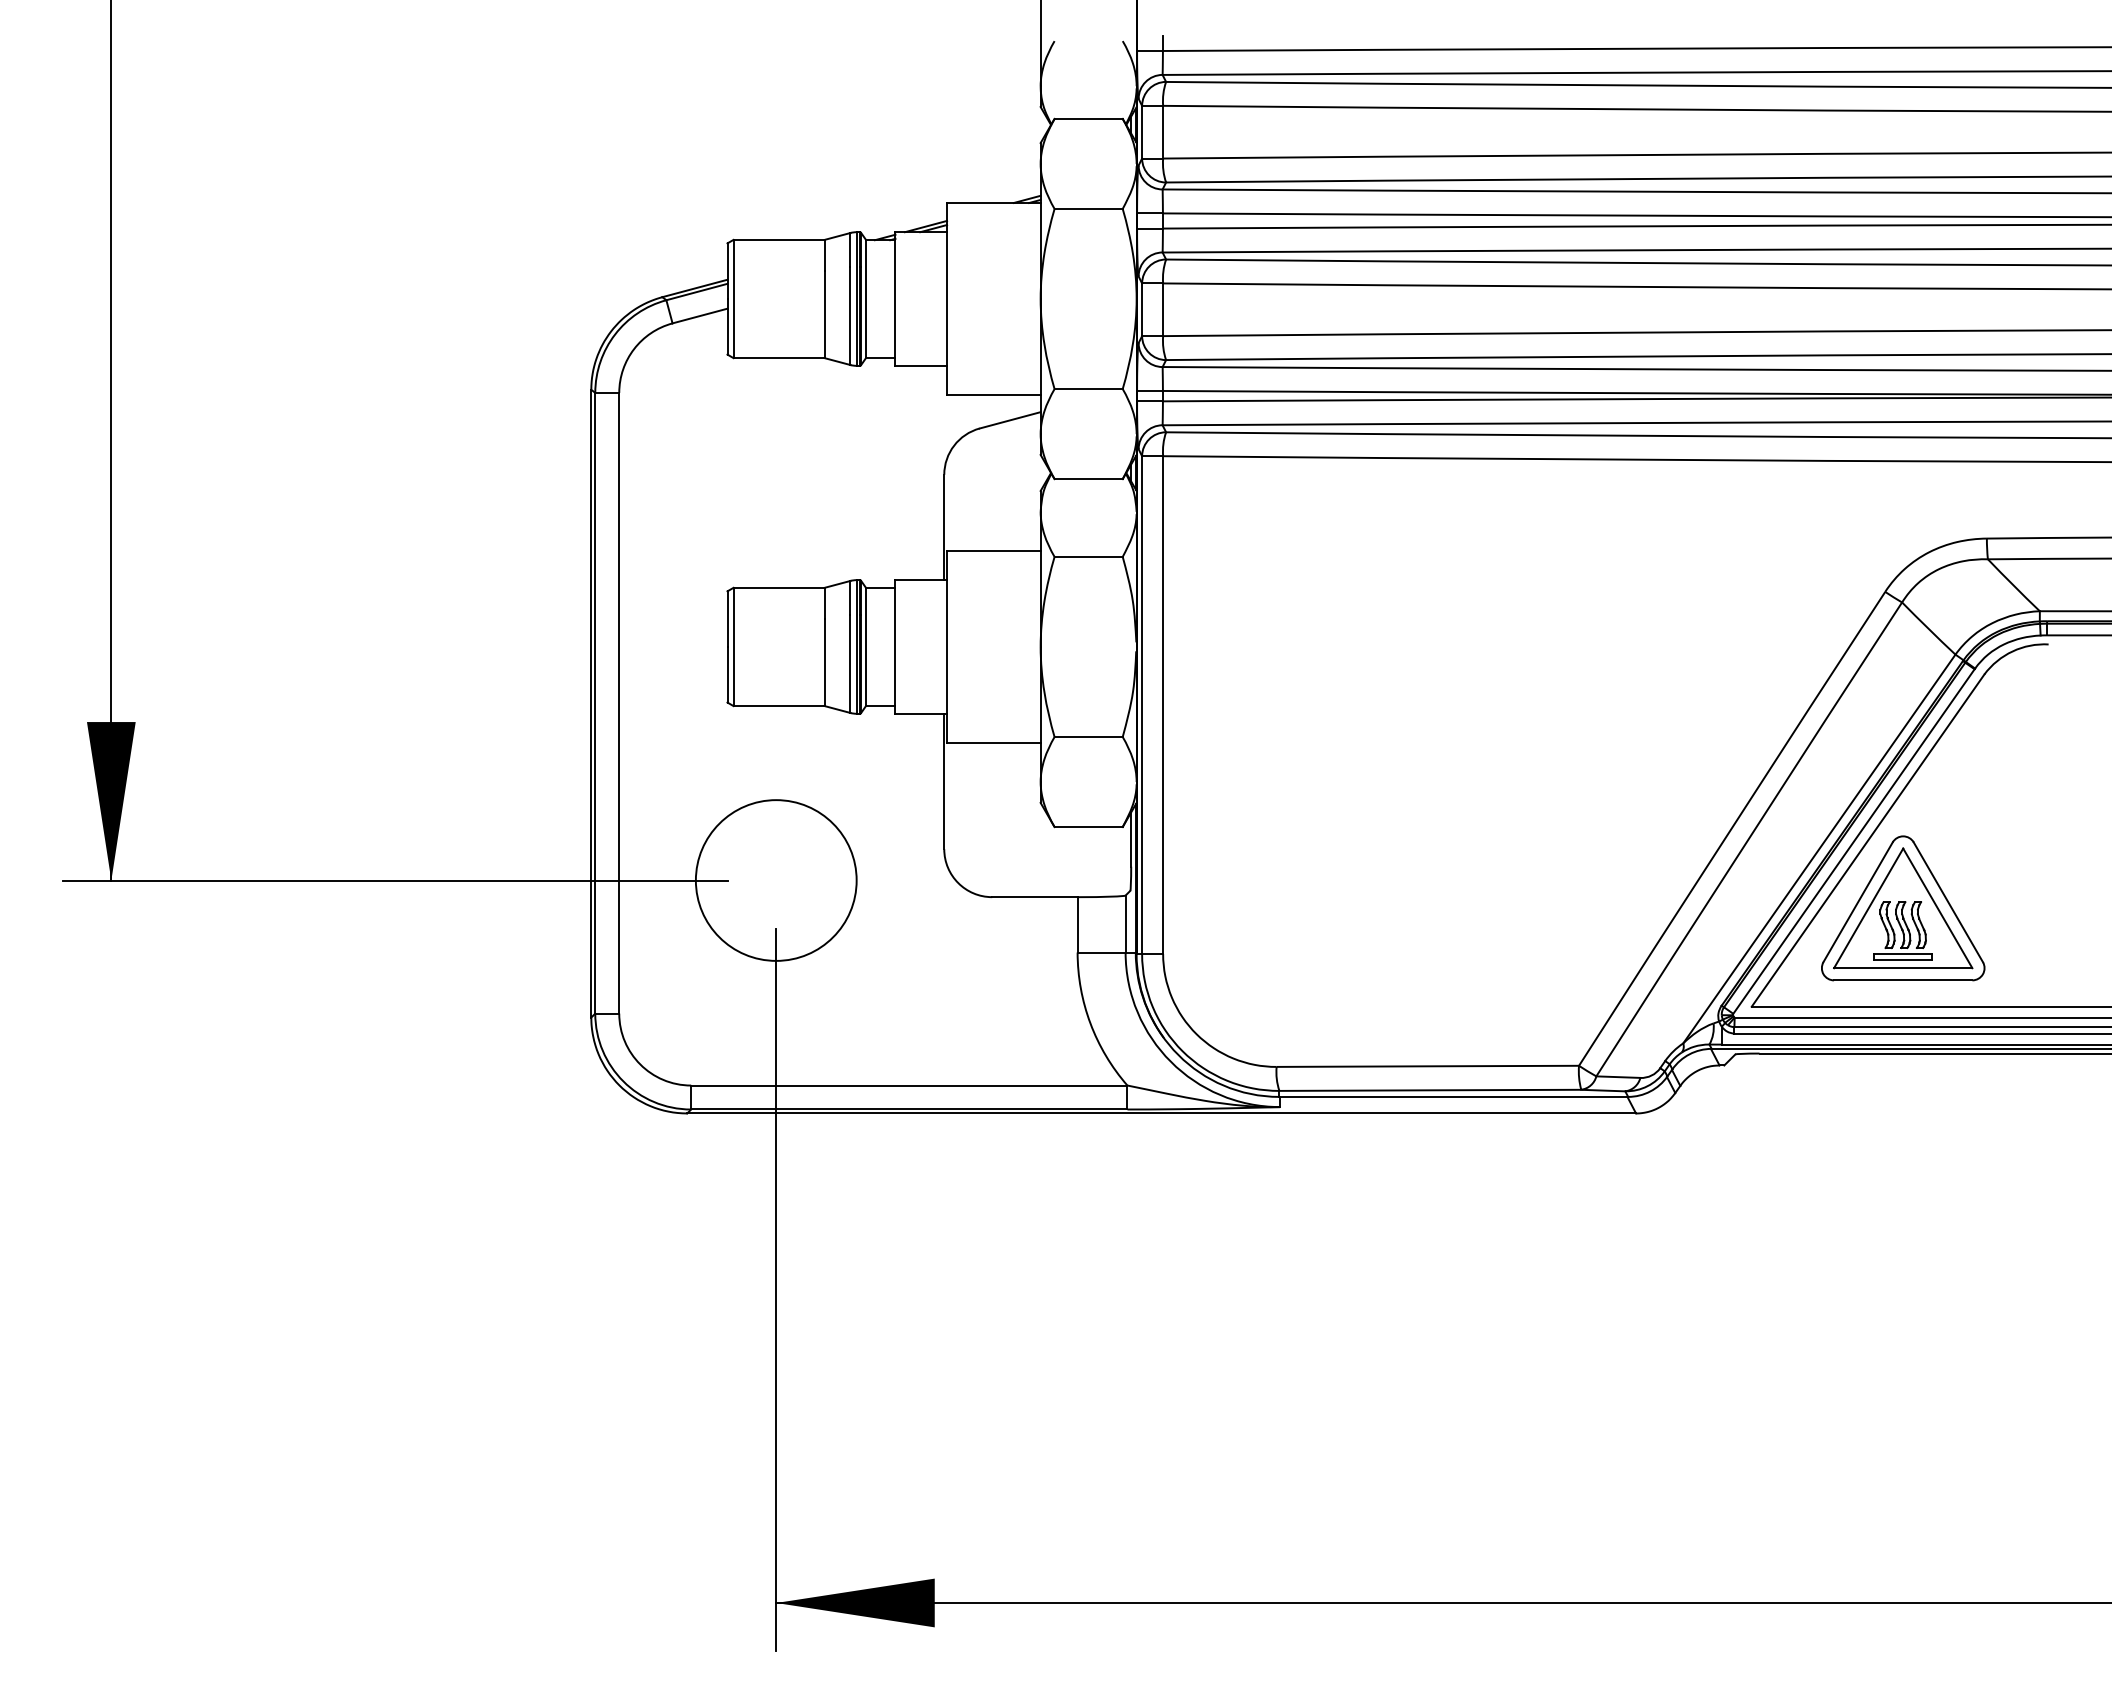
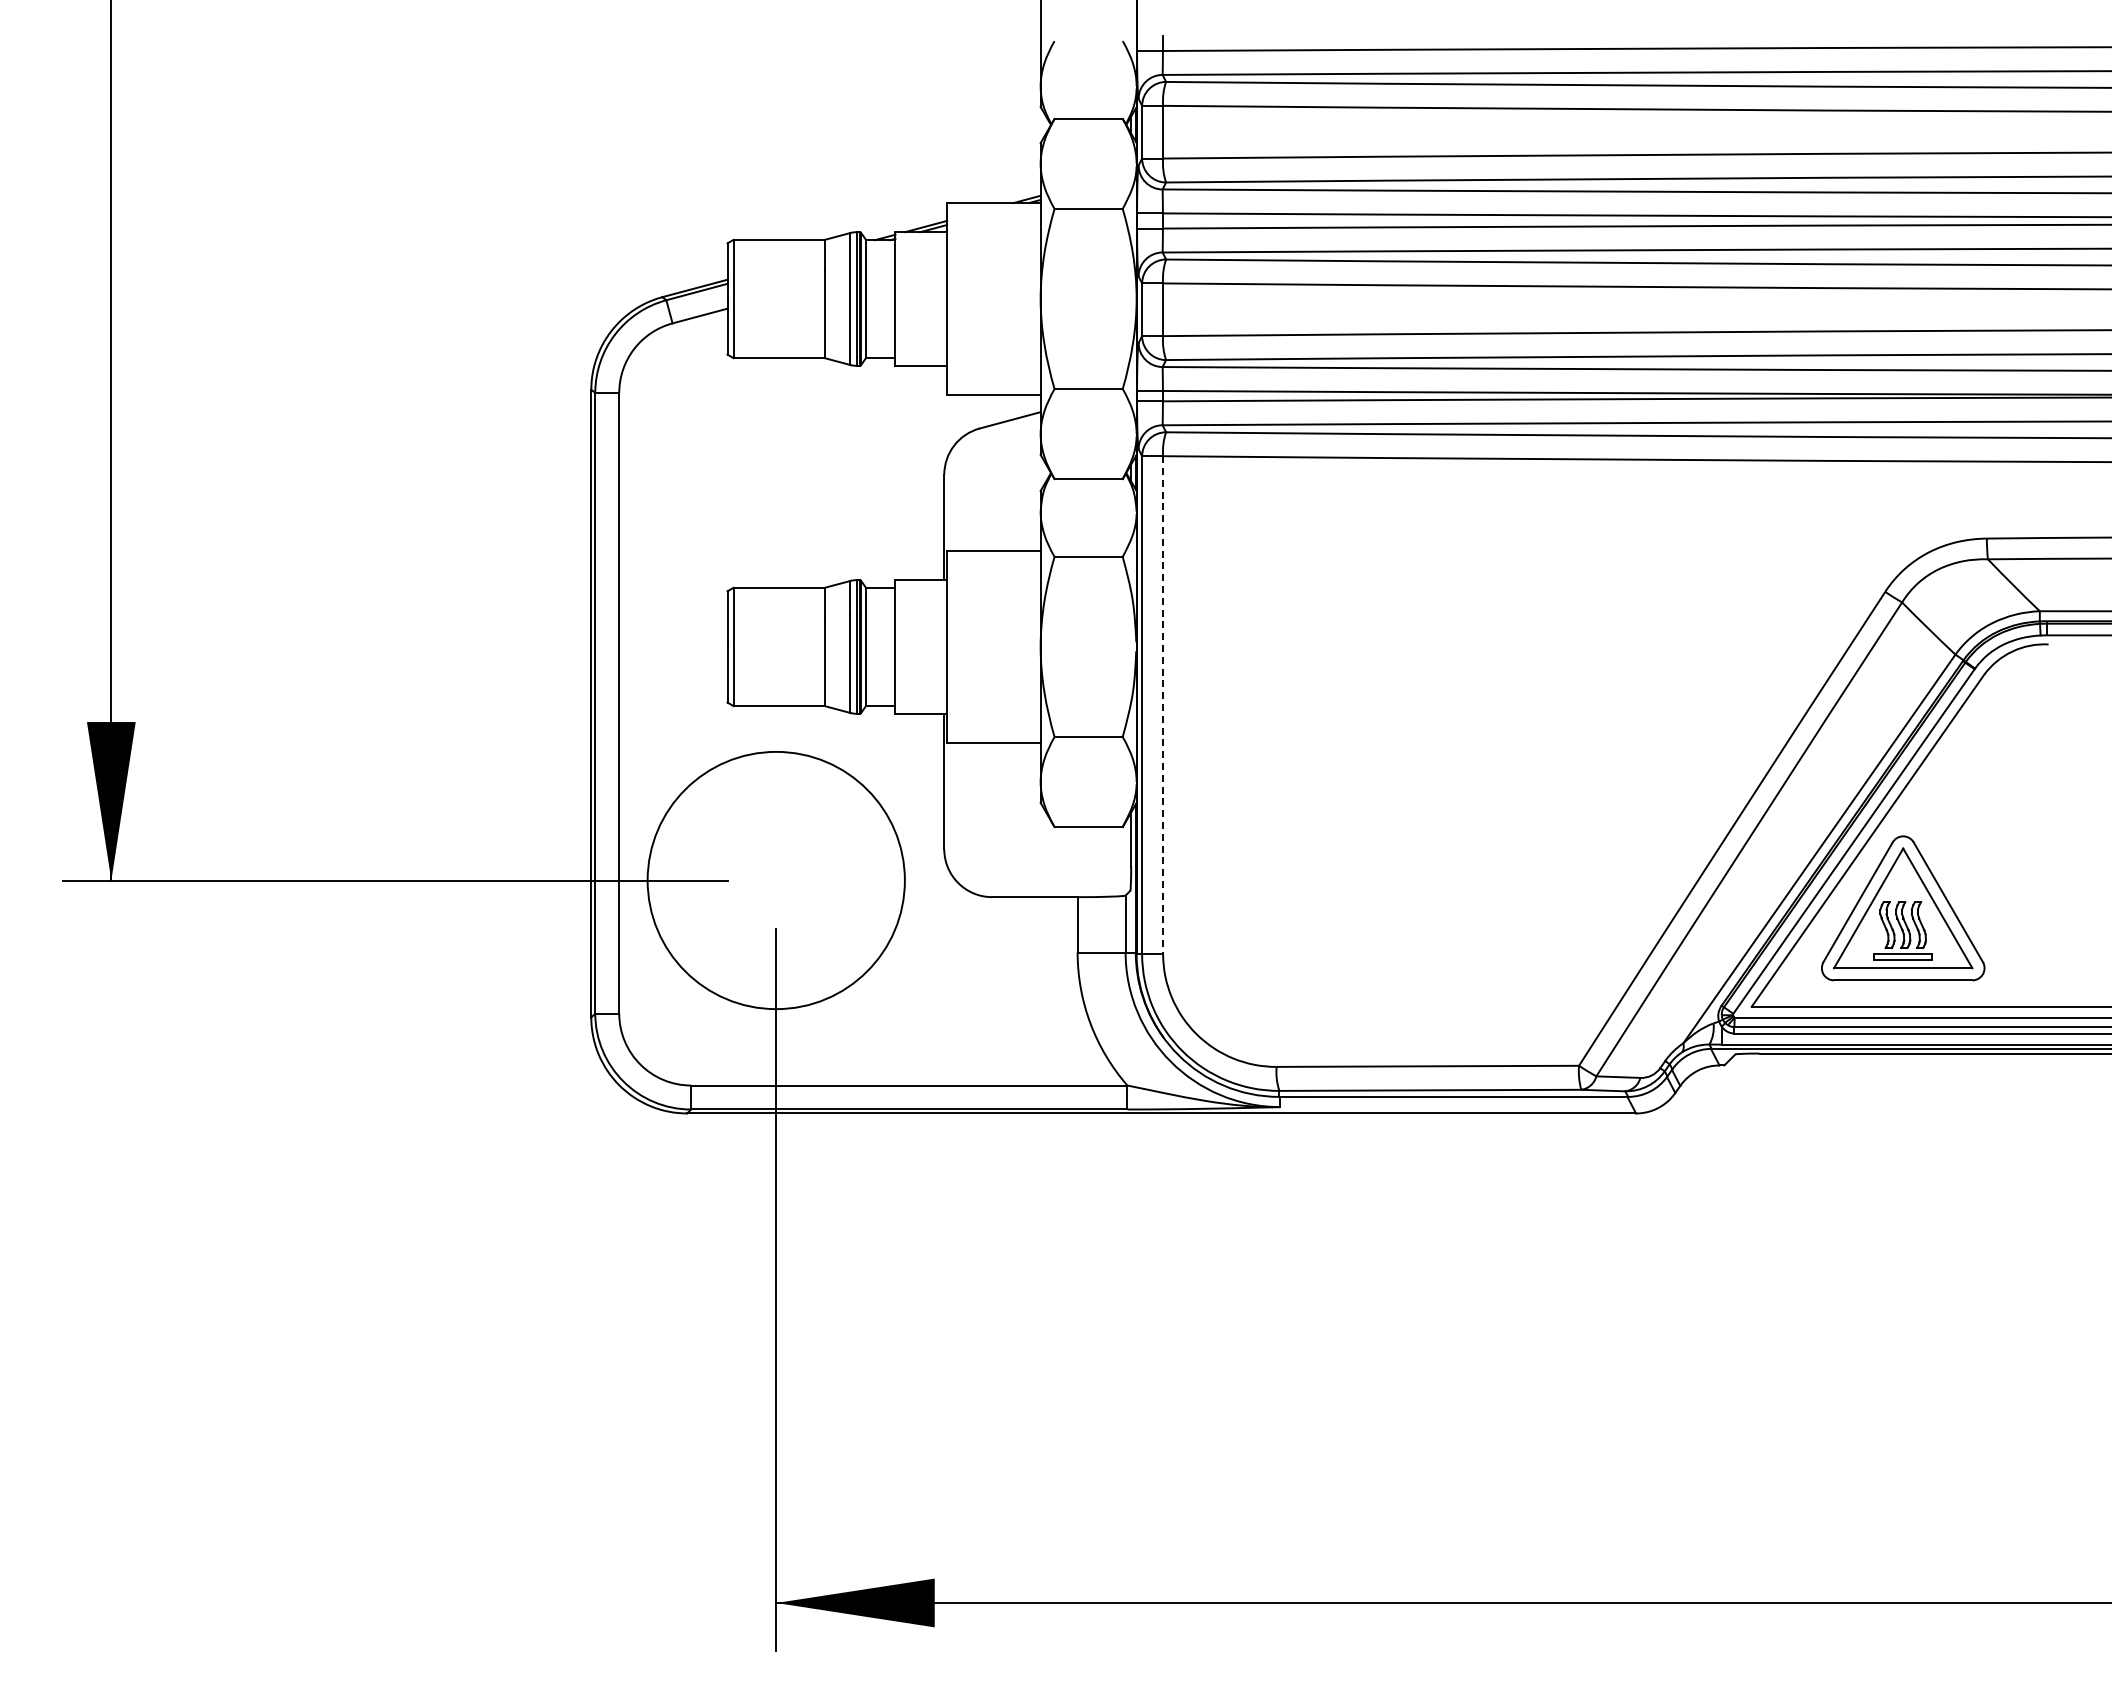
line: solid -> dashed (1163, 705)
circle diameter: 161 px -> 257 px (775, 880)
